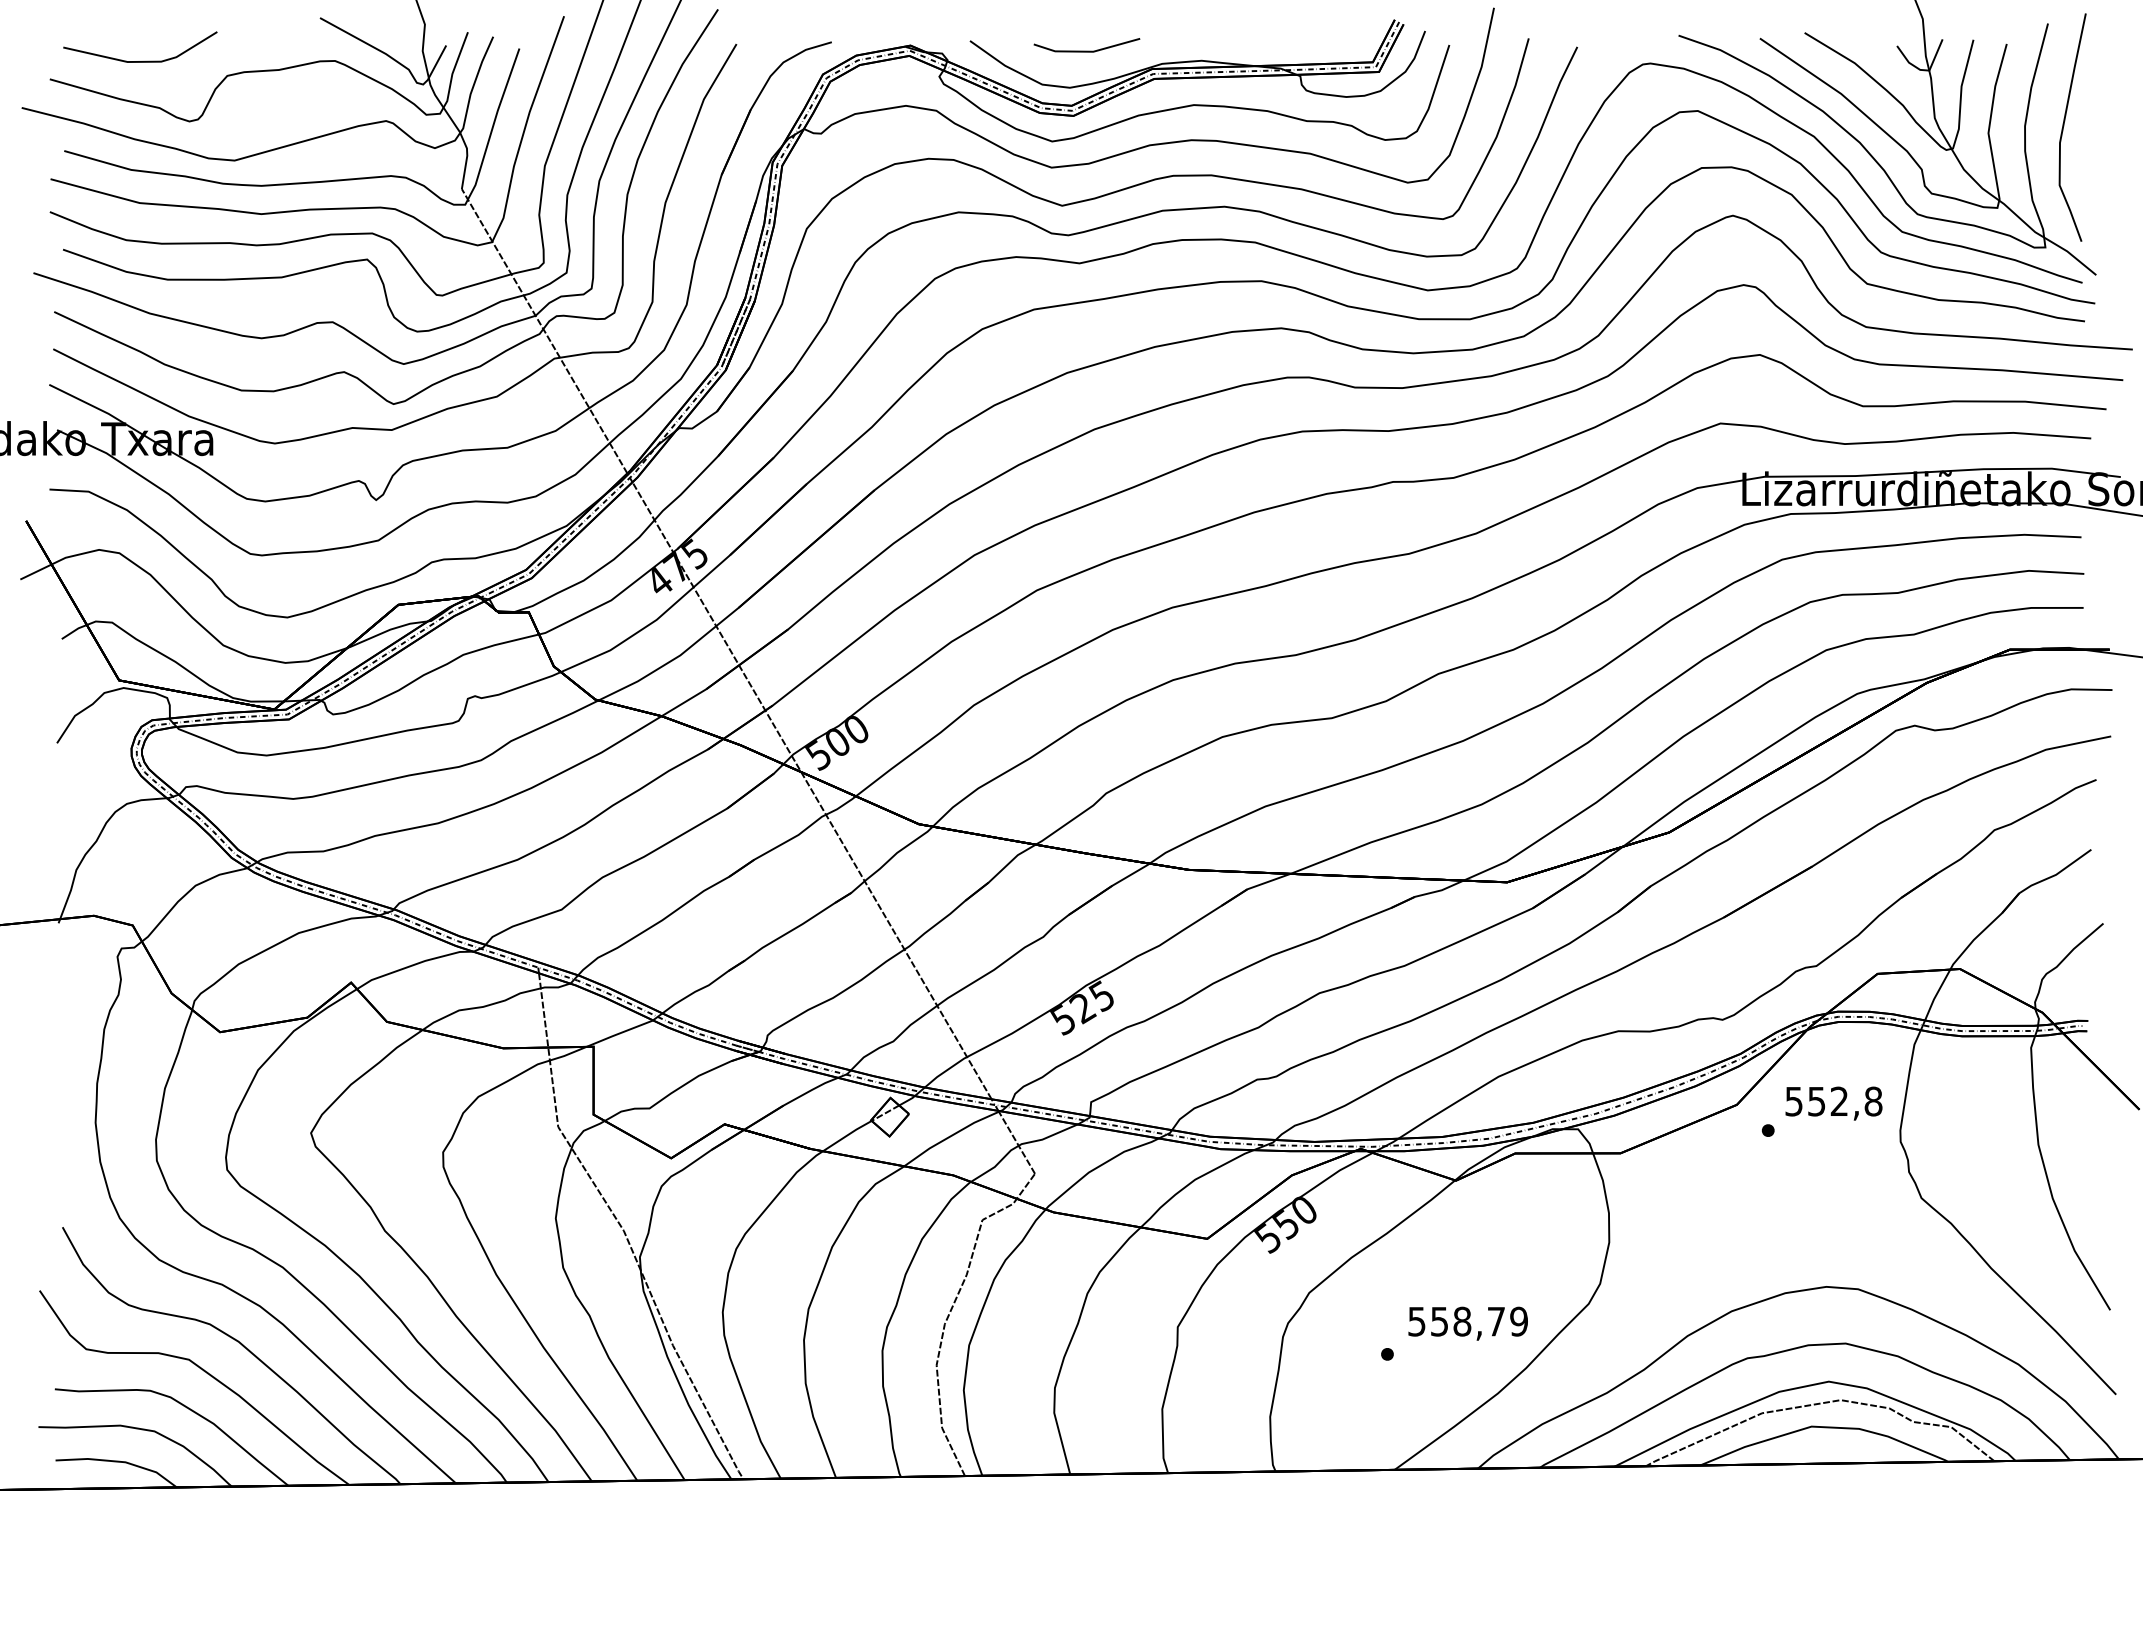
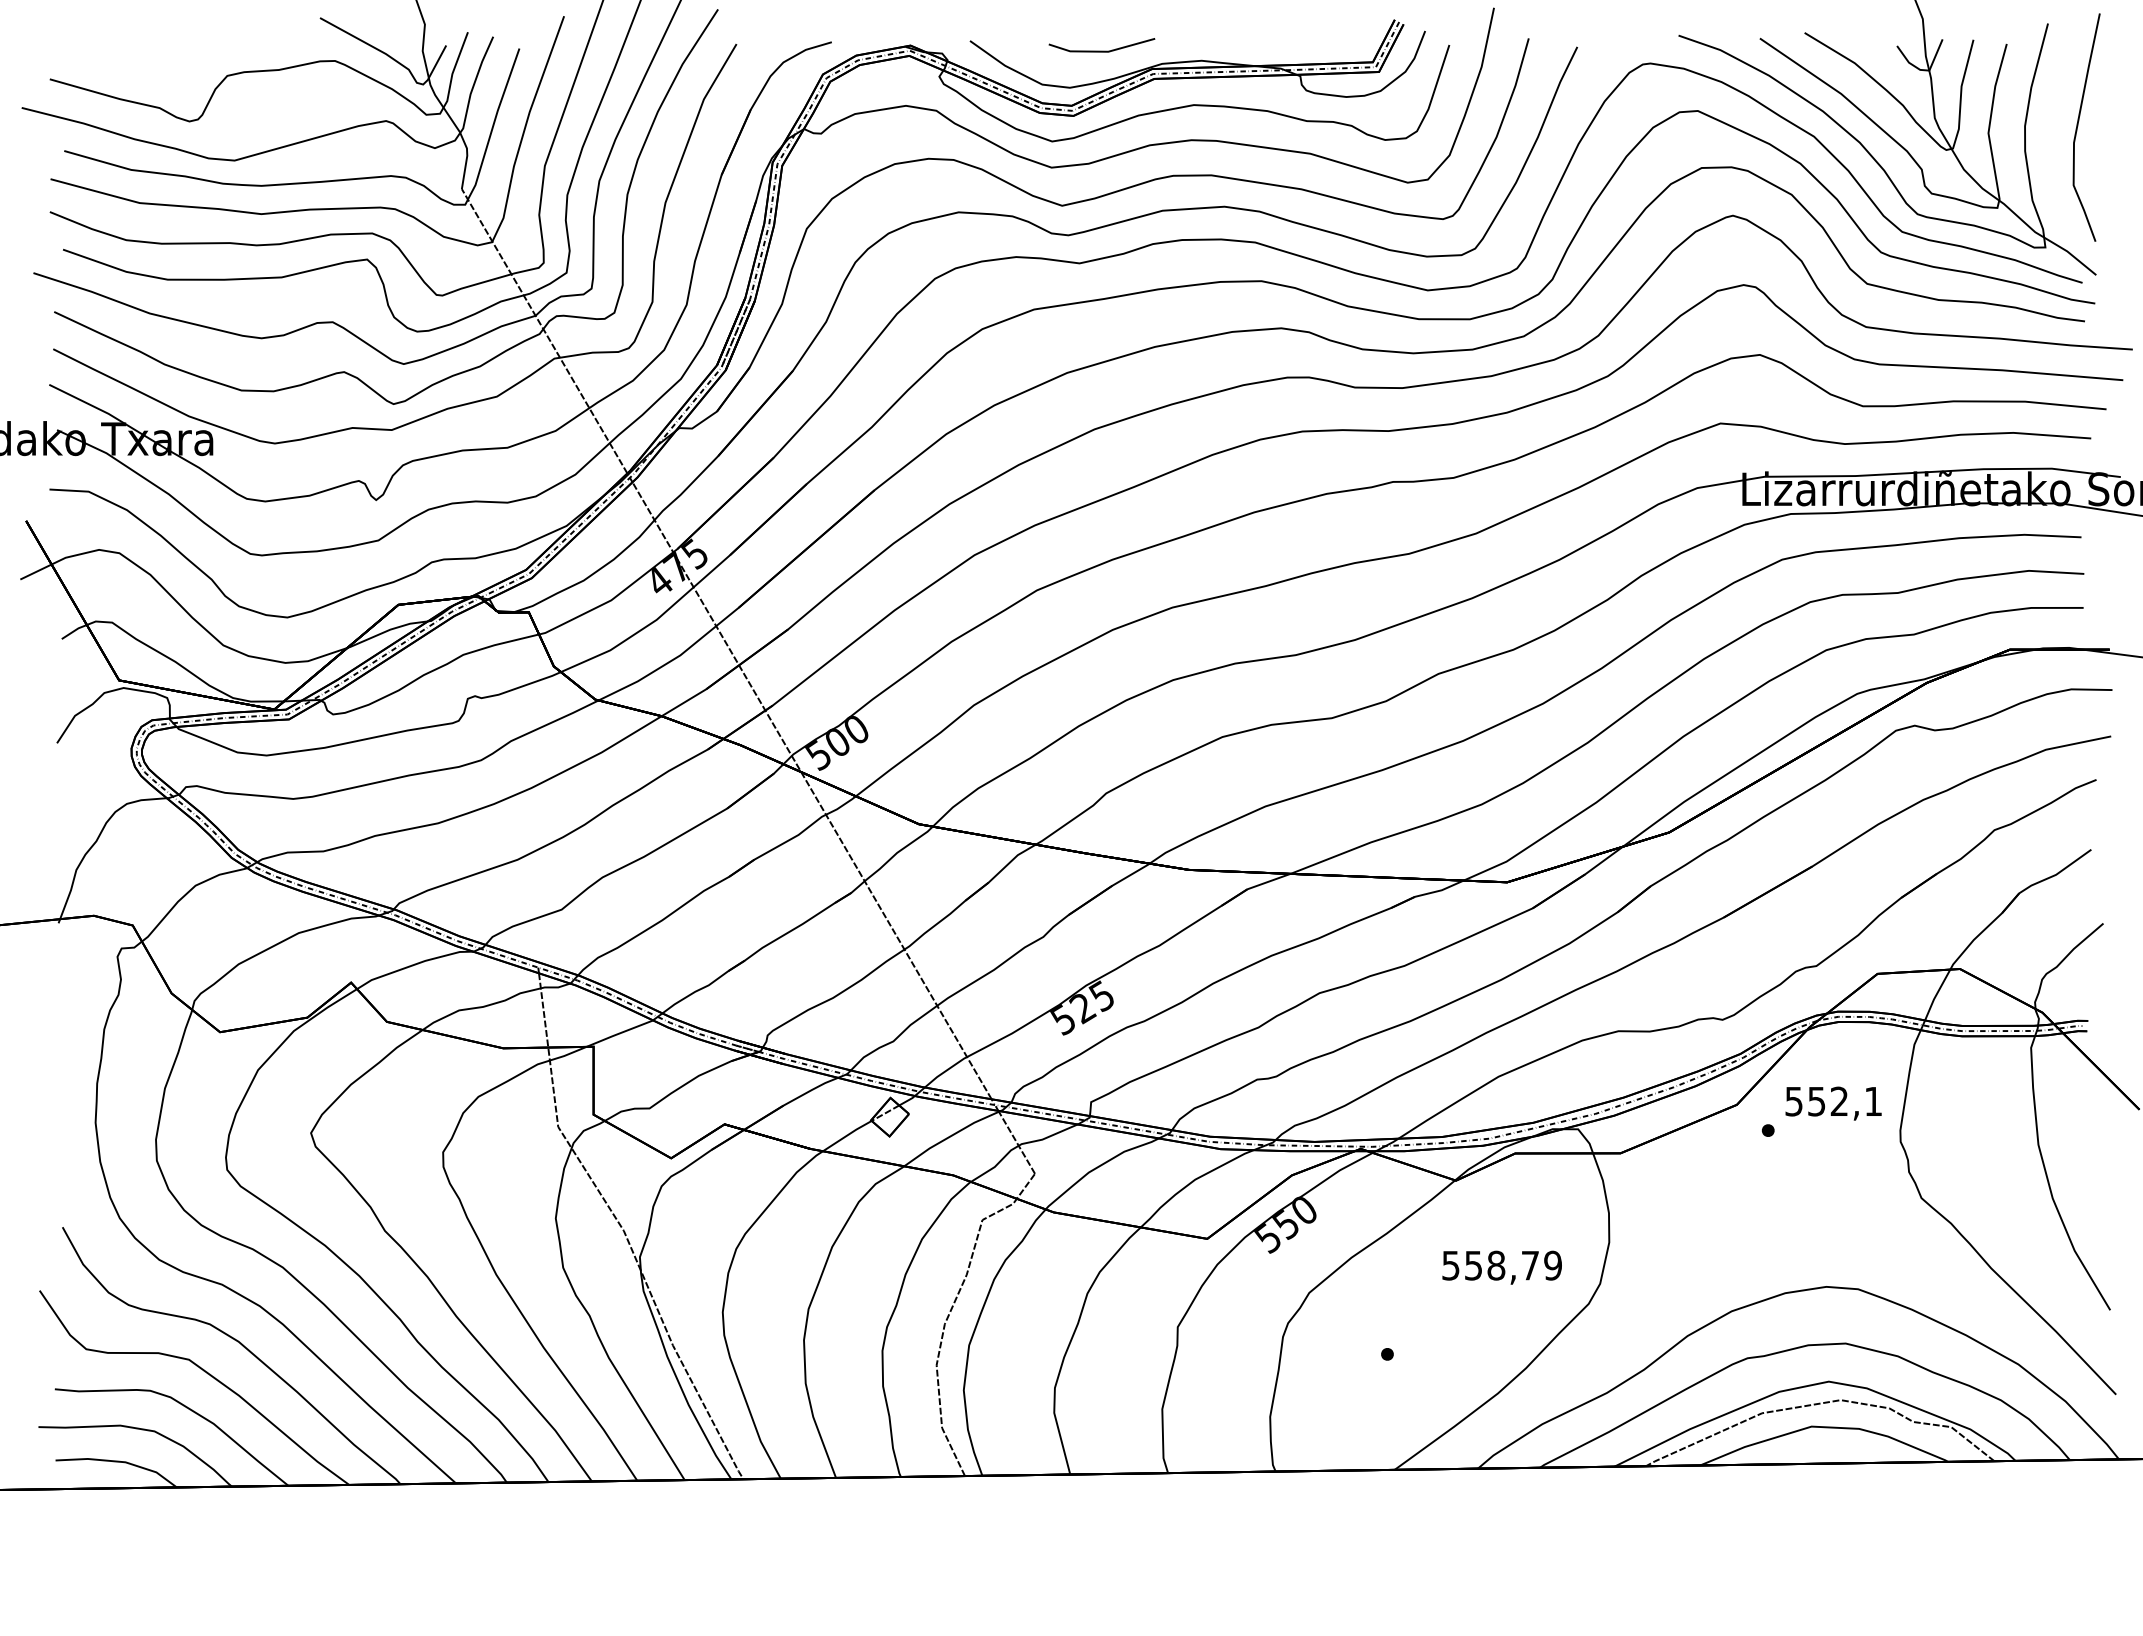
line position: (1086, 50) -> (1101, 50) (1101, 50)
line: present -> none (145, 60)
curve position: (2064, 126) -> (2078, 126) (2078, 126)
text: 552,8 -> 552,1 (1873, 1101)
text position: (1467, 1323) -> (1501, 1267) (1501, 1267)
